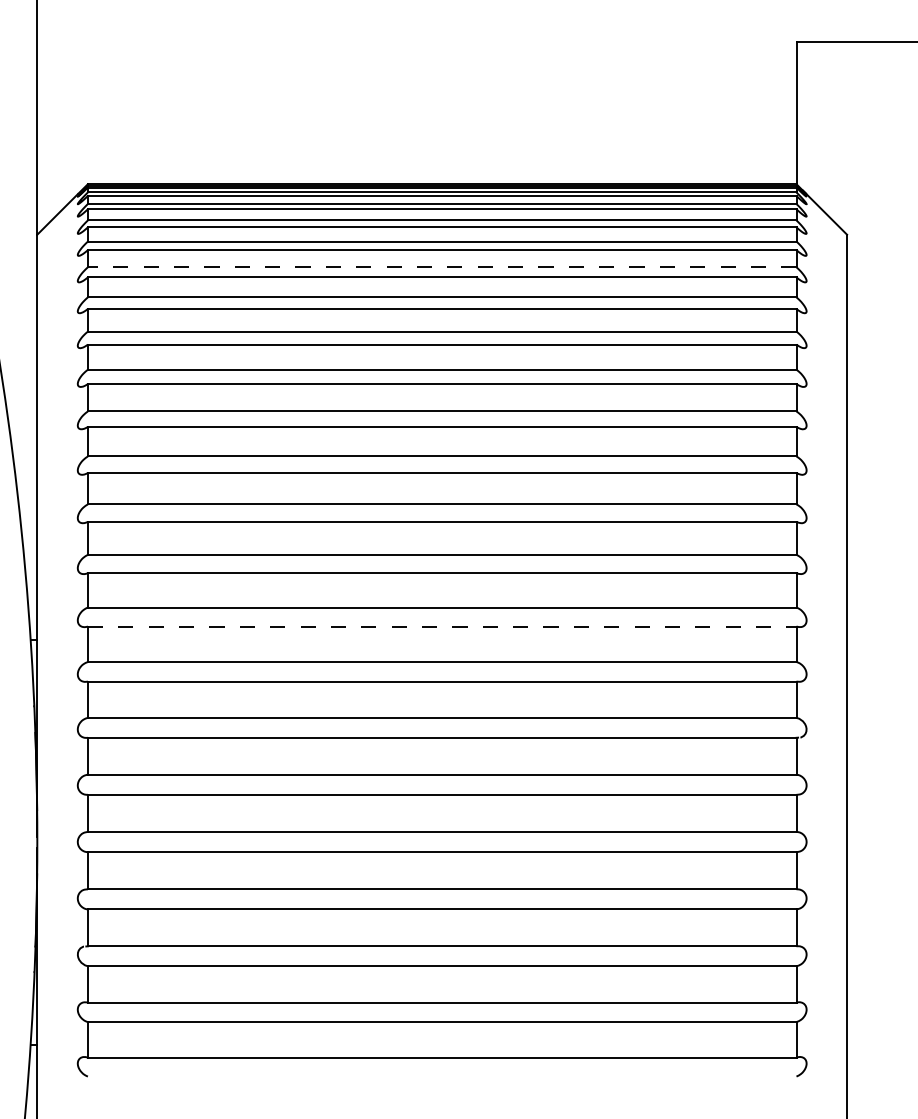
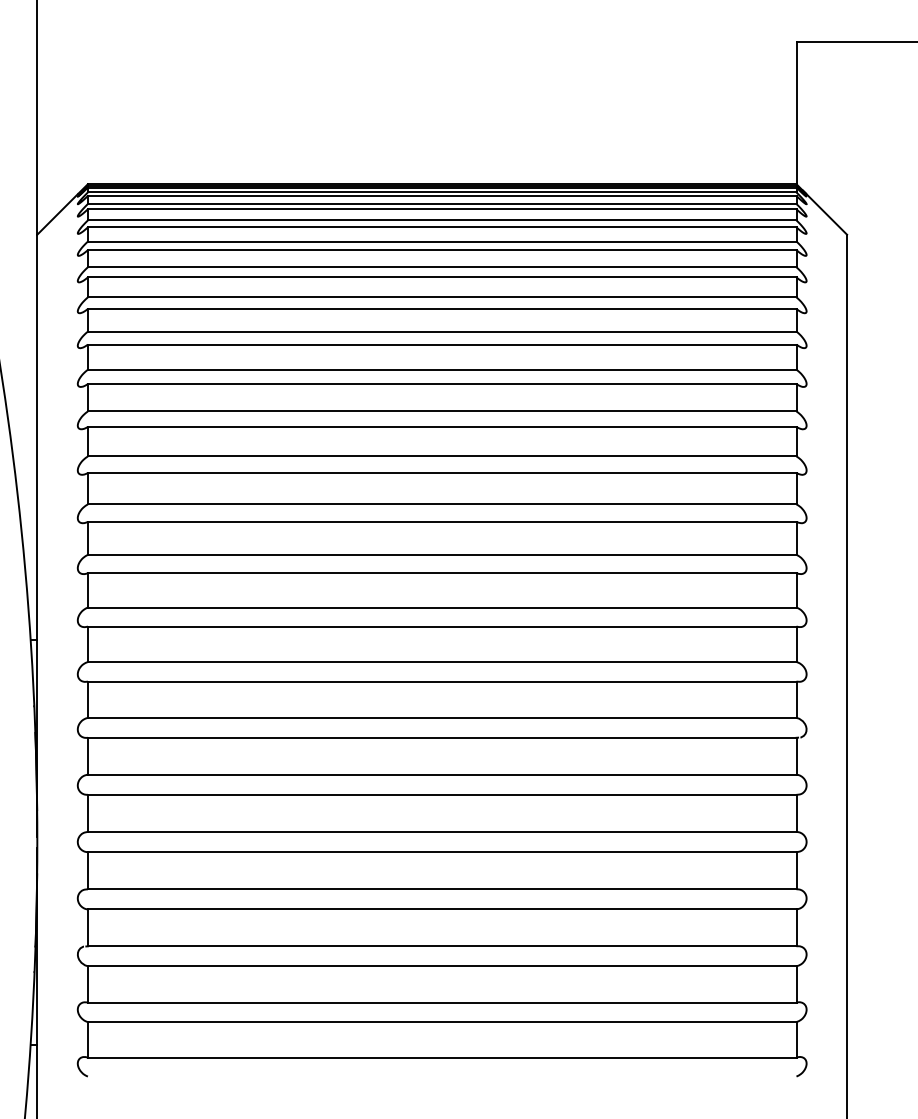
line: dashed -> solid (441, 267)
line: dashed -> solid (442, 626)
